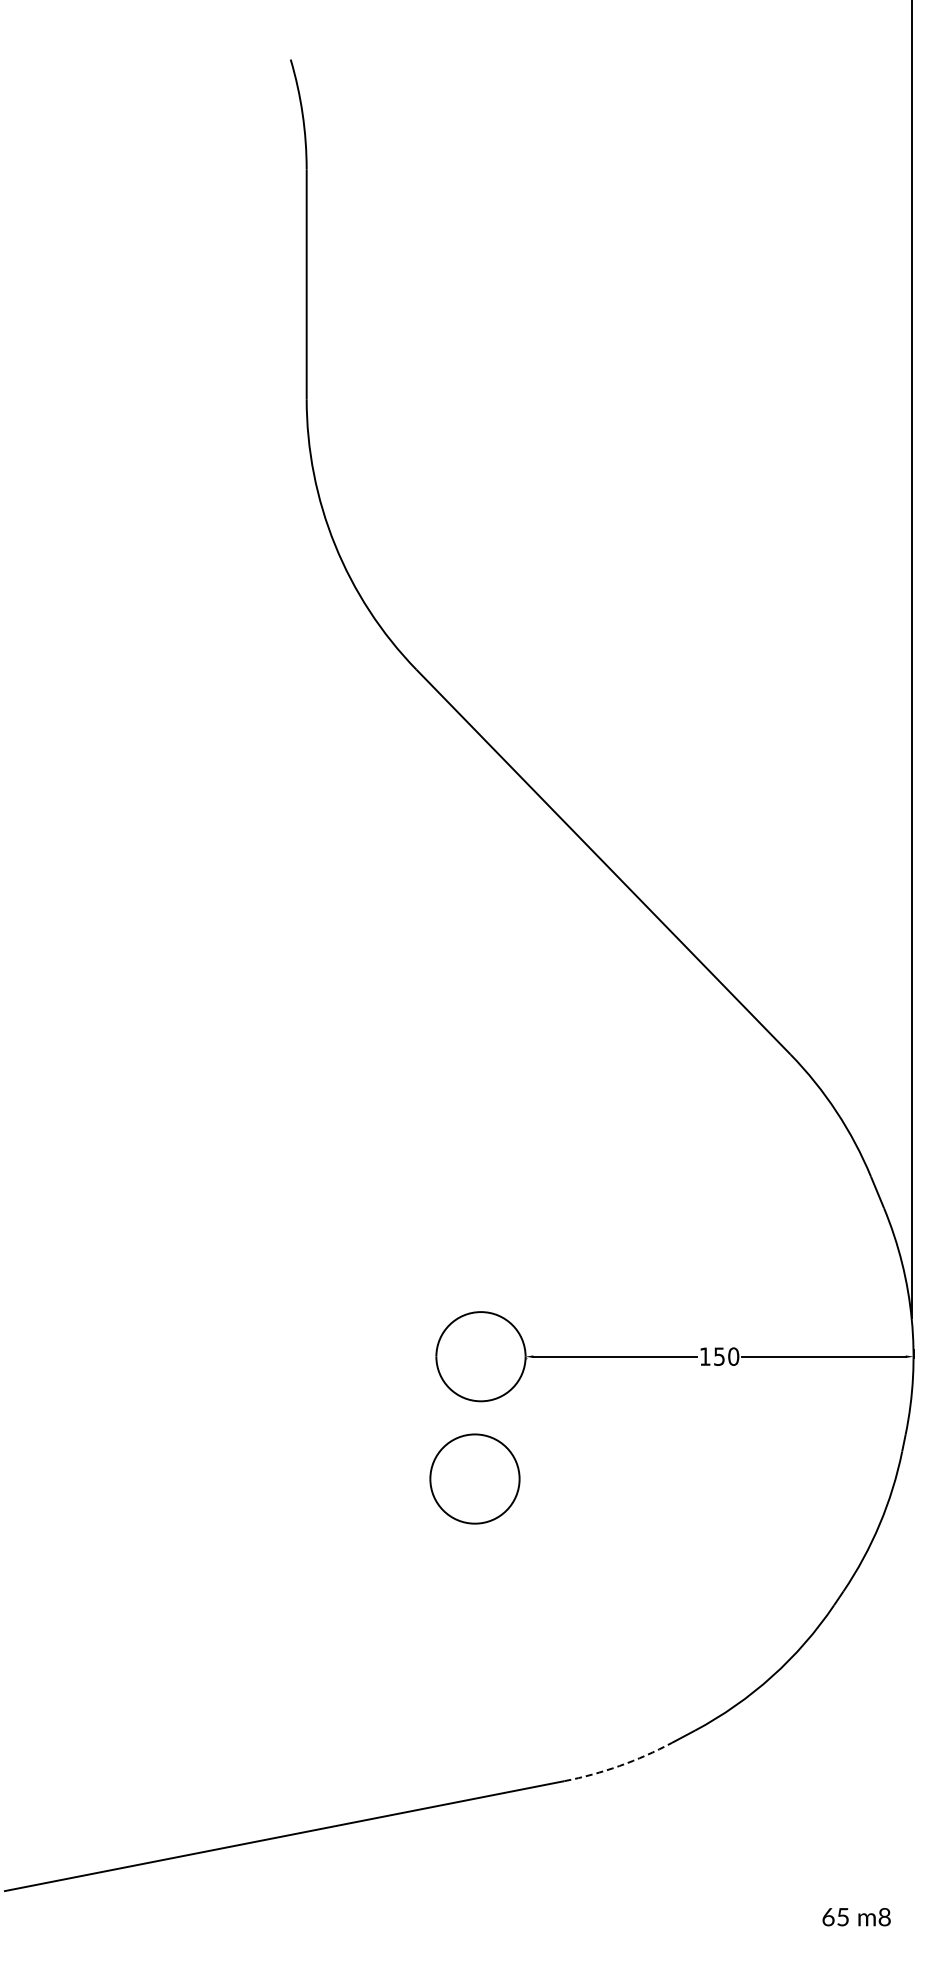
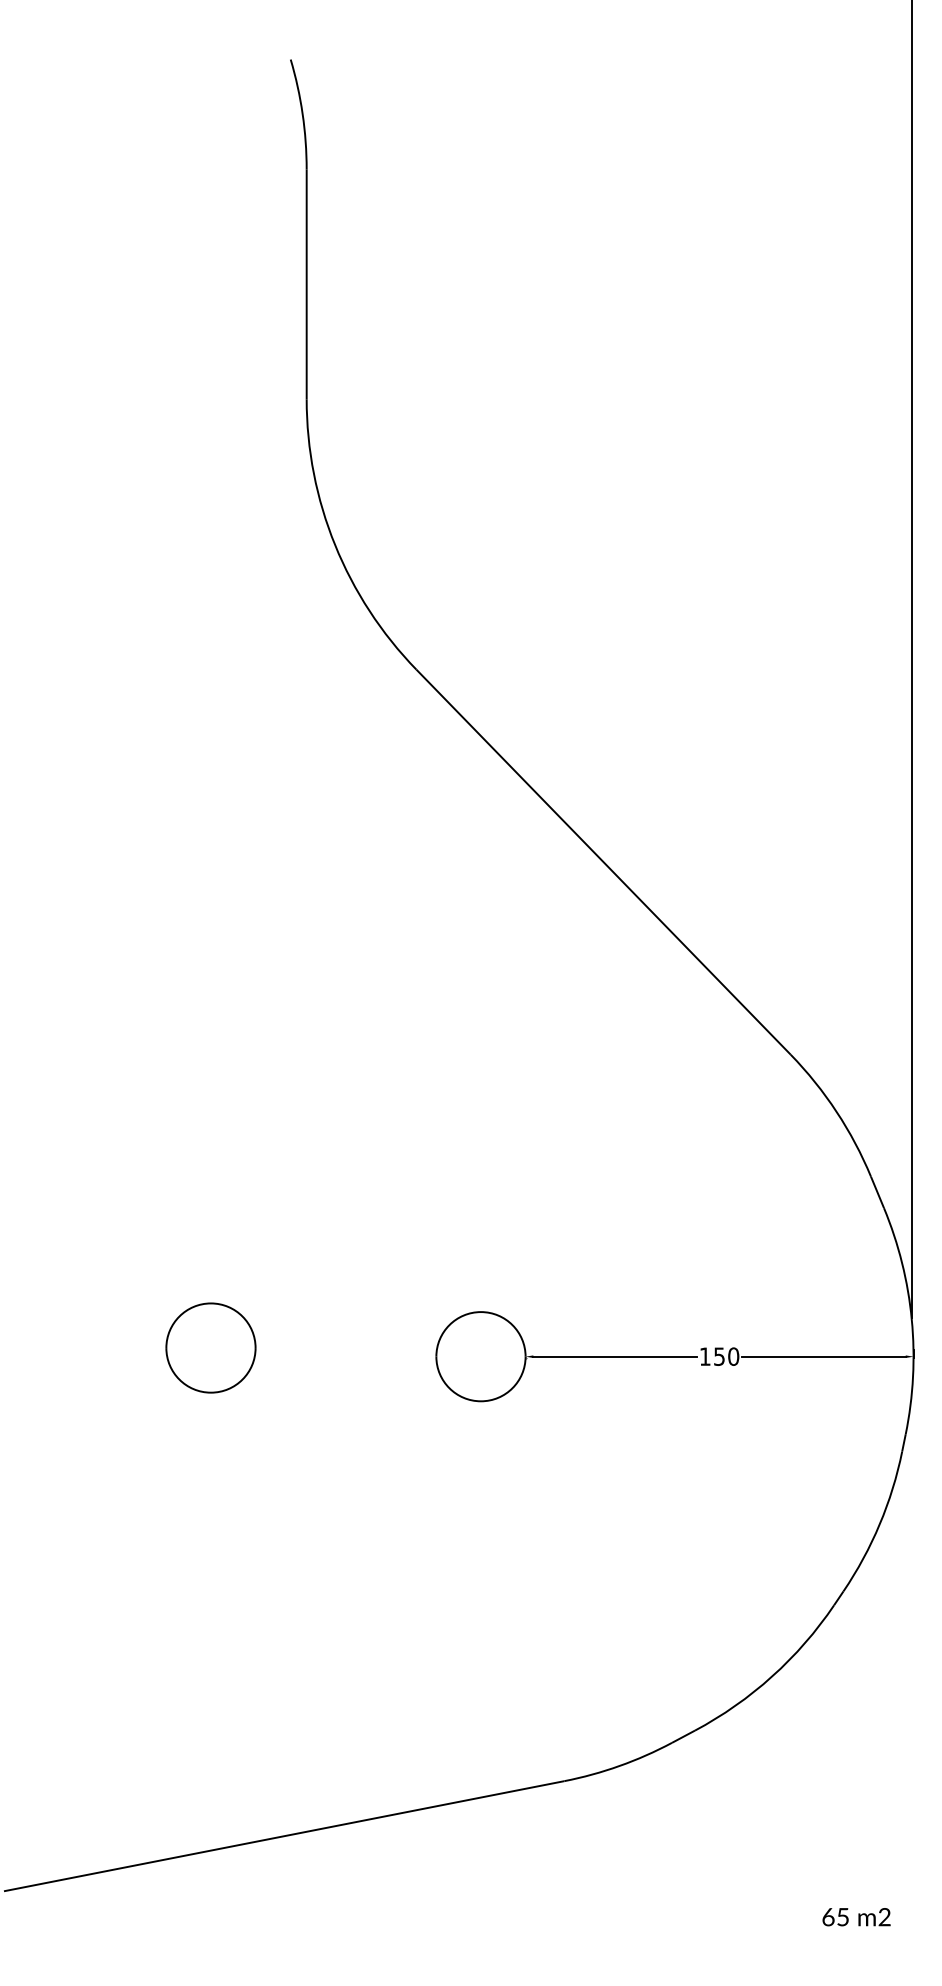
part position: (474, 1478) -> (210, 1347) (210, 1347)
arc: dashed -> solid (619, 1765)
text: m8 -> m2 (884, 1917)
